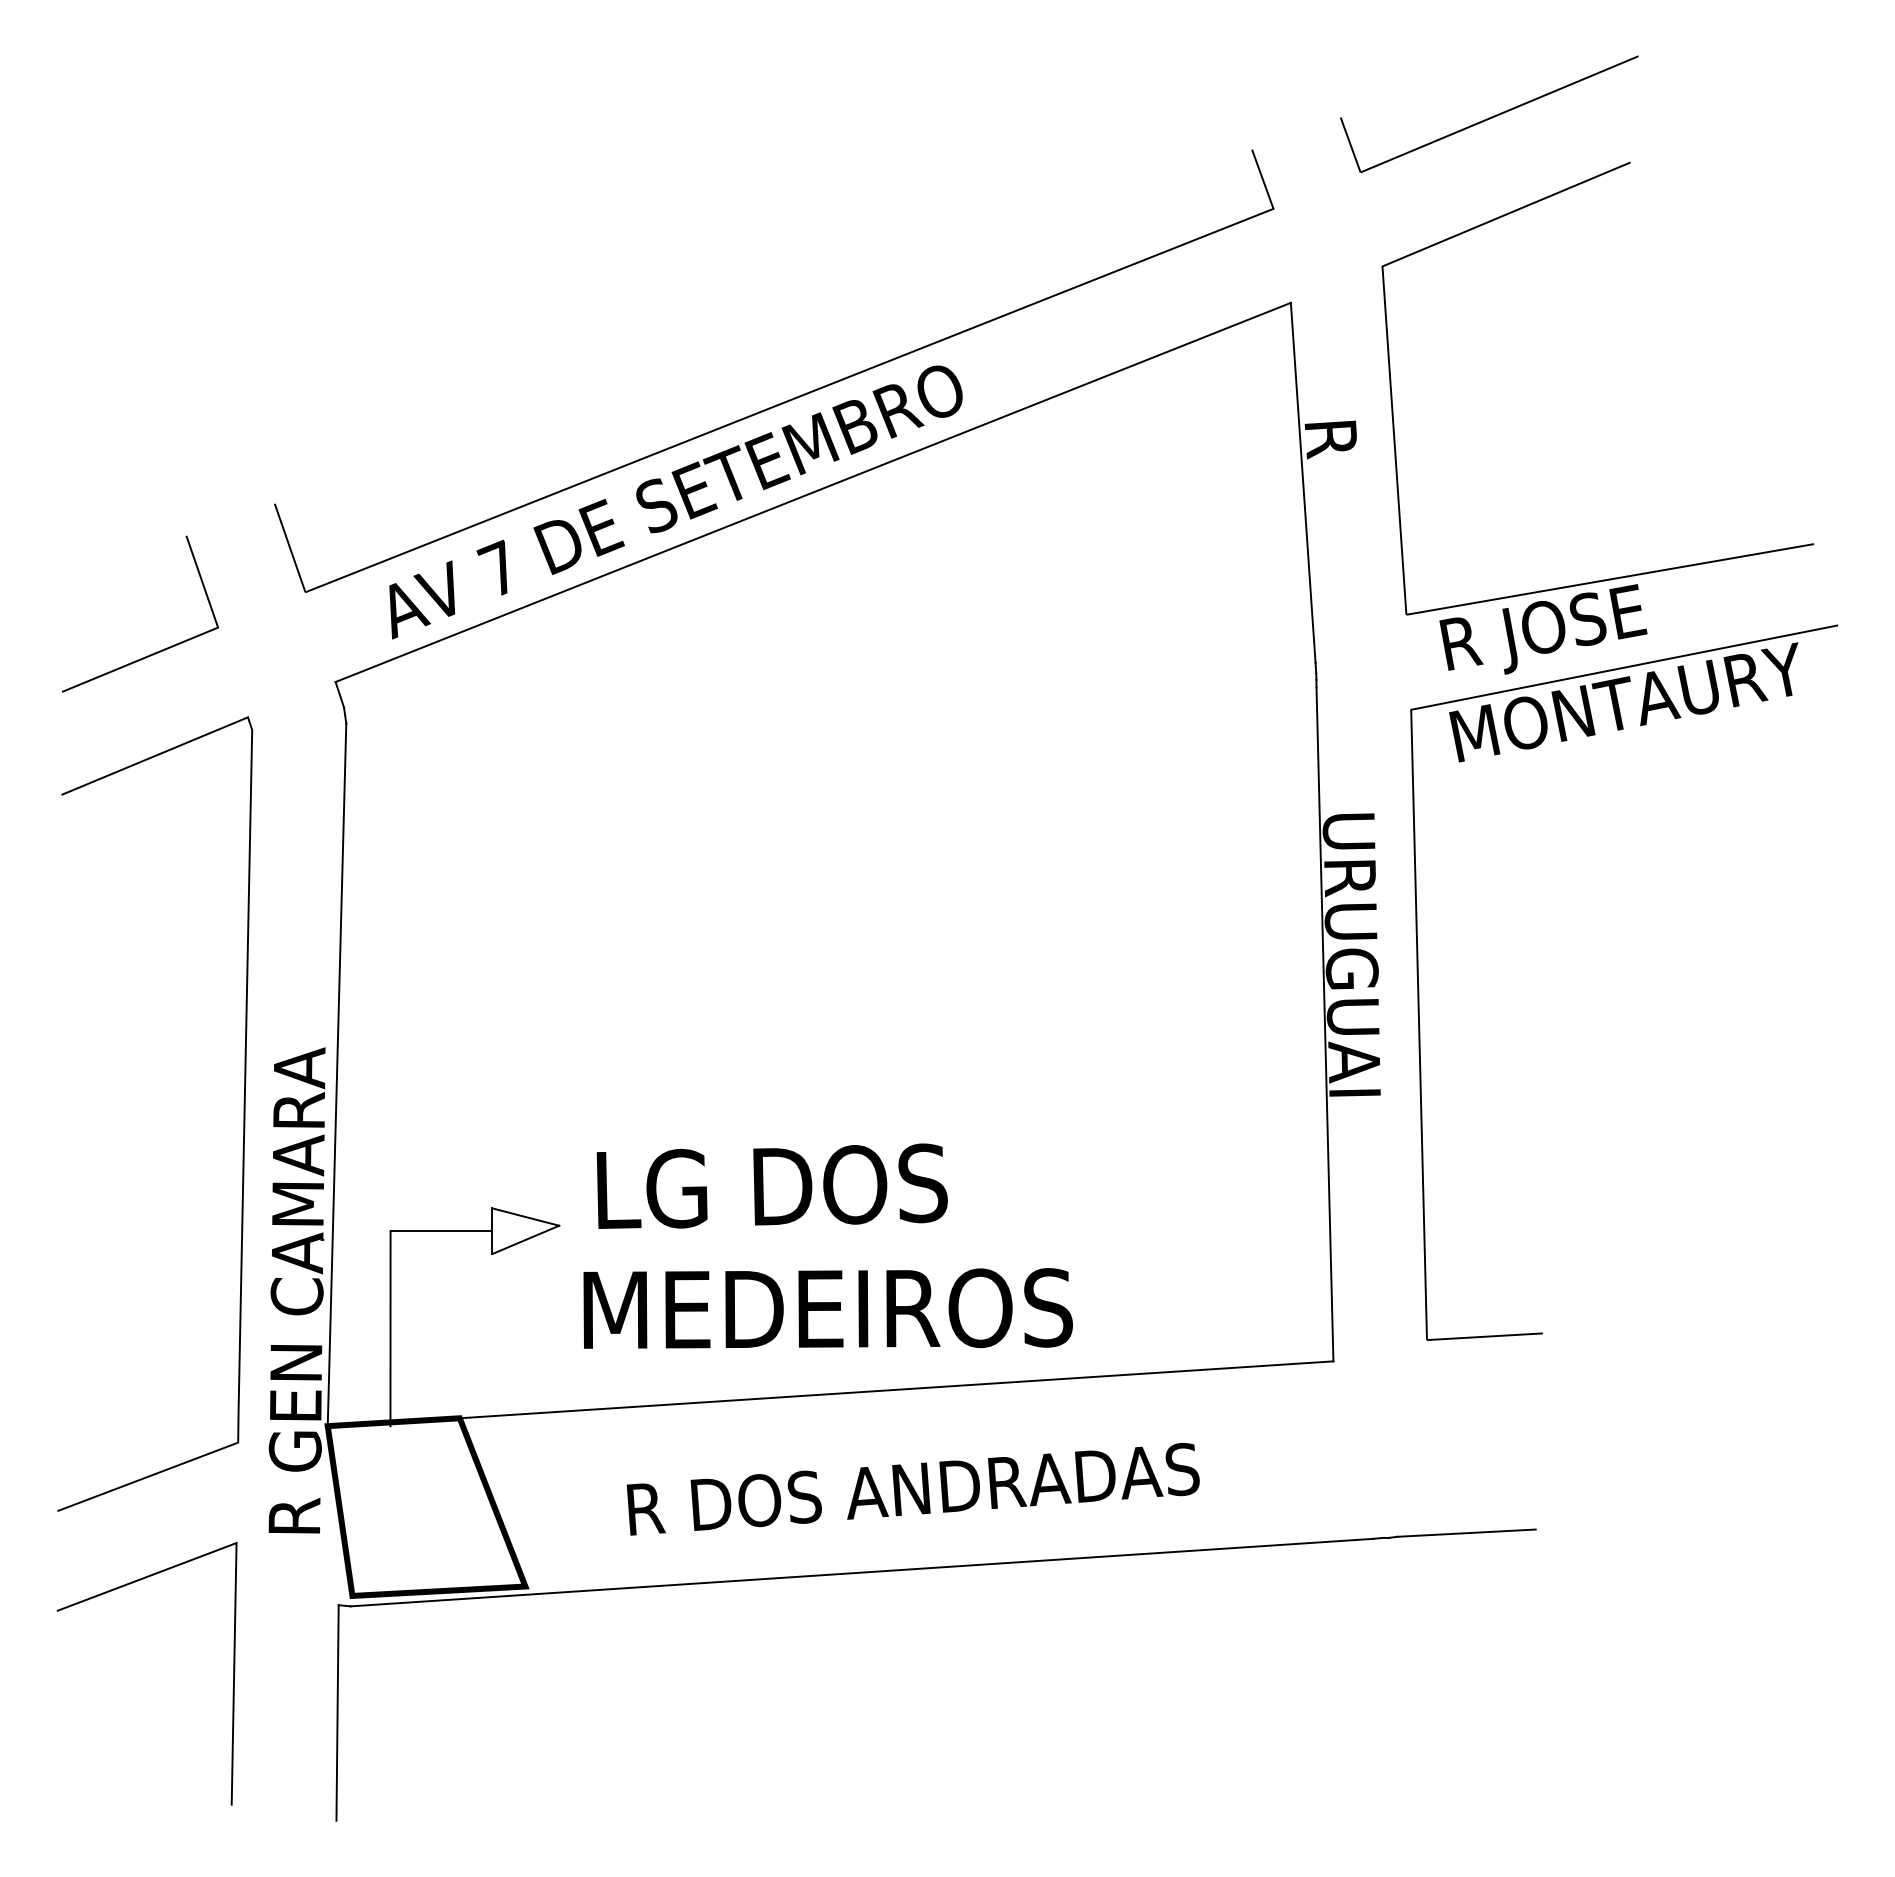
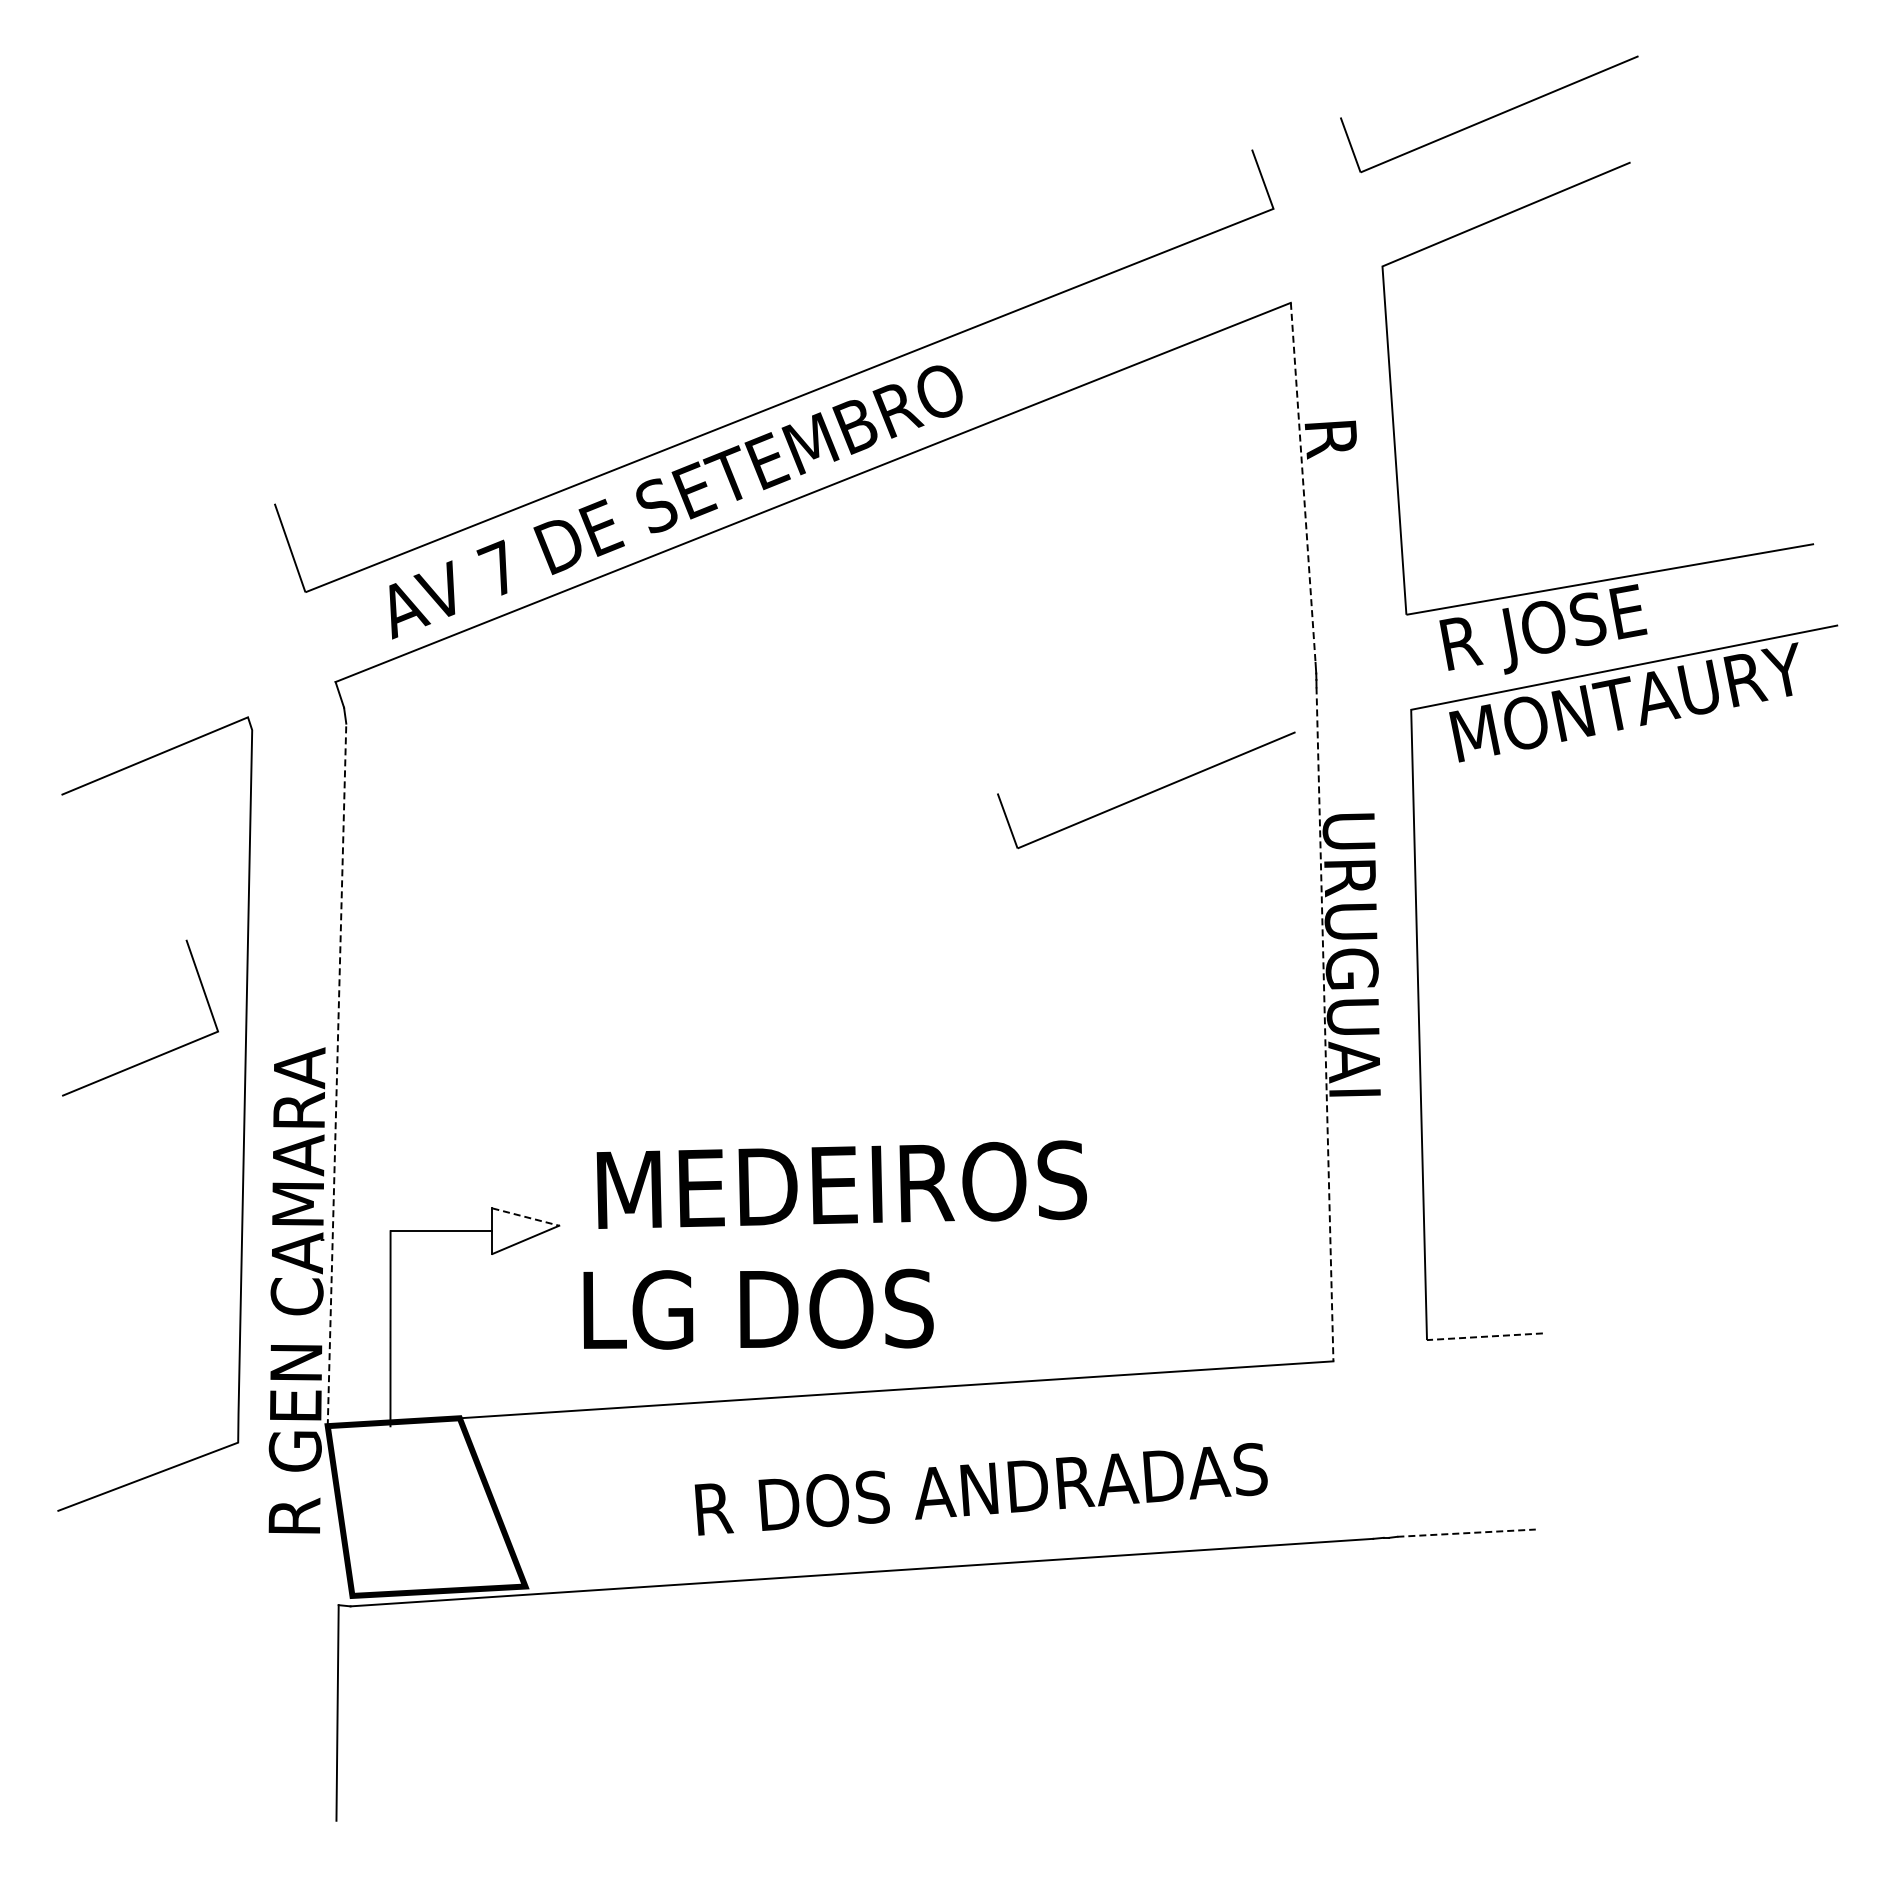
line: solid -> dashed (1303, 483)
line position: (154, 652) -> (154, 1056) (154, 1056)
part: none -> present (1146, 790)
line: solid -> dashed (1324, 1024)
line: solid -> dashed (337, 1074)
text: LG DOS -> MEDEIROS (846, 1184)
line: solid -> dashed (525, 1217)
text: MEDEIROS -> LG DOS (832, 1308)
line: solid -> dashed (1484, 1336)
text position: (912, 1489) -> (980, 1489) (980, 1489)
line: solid -> dashed (1467, 1533)
line: present -> none (233, 1673)
